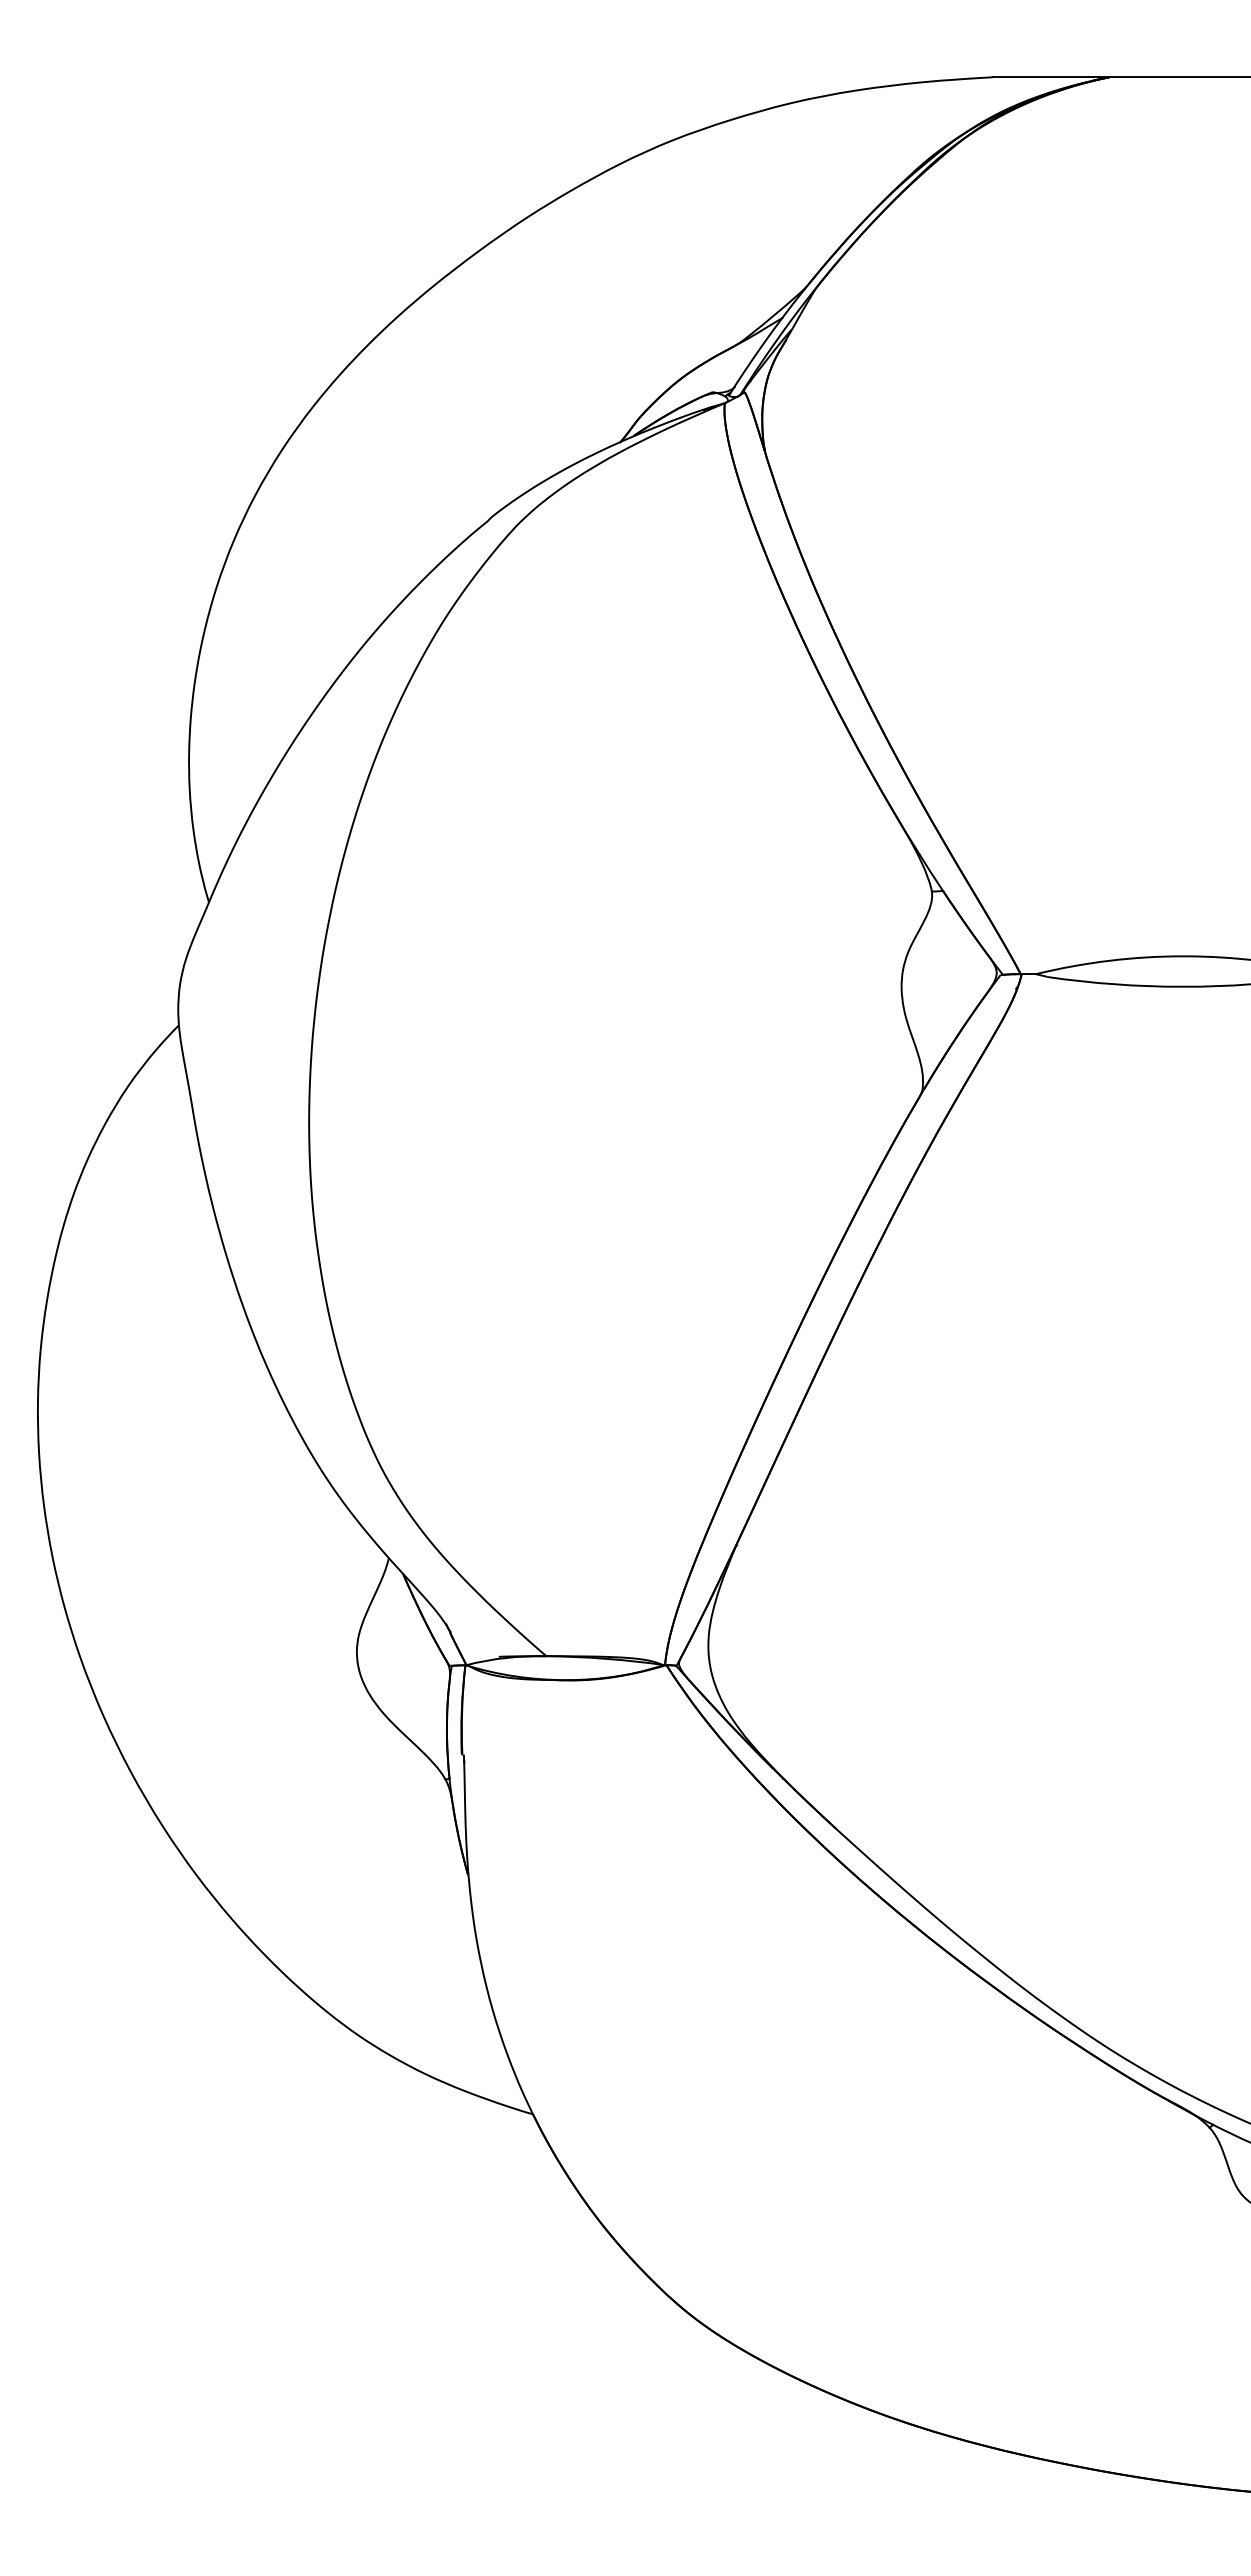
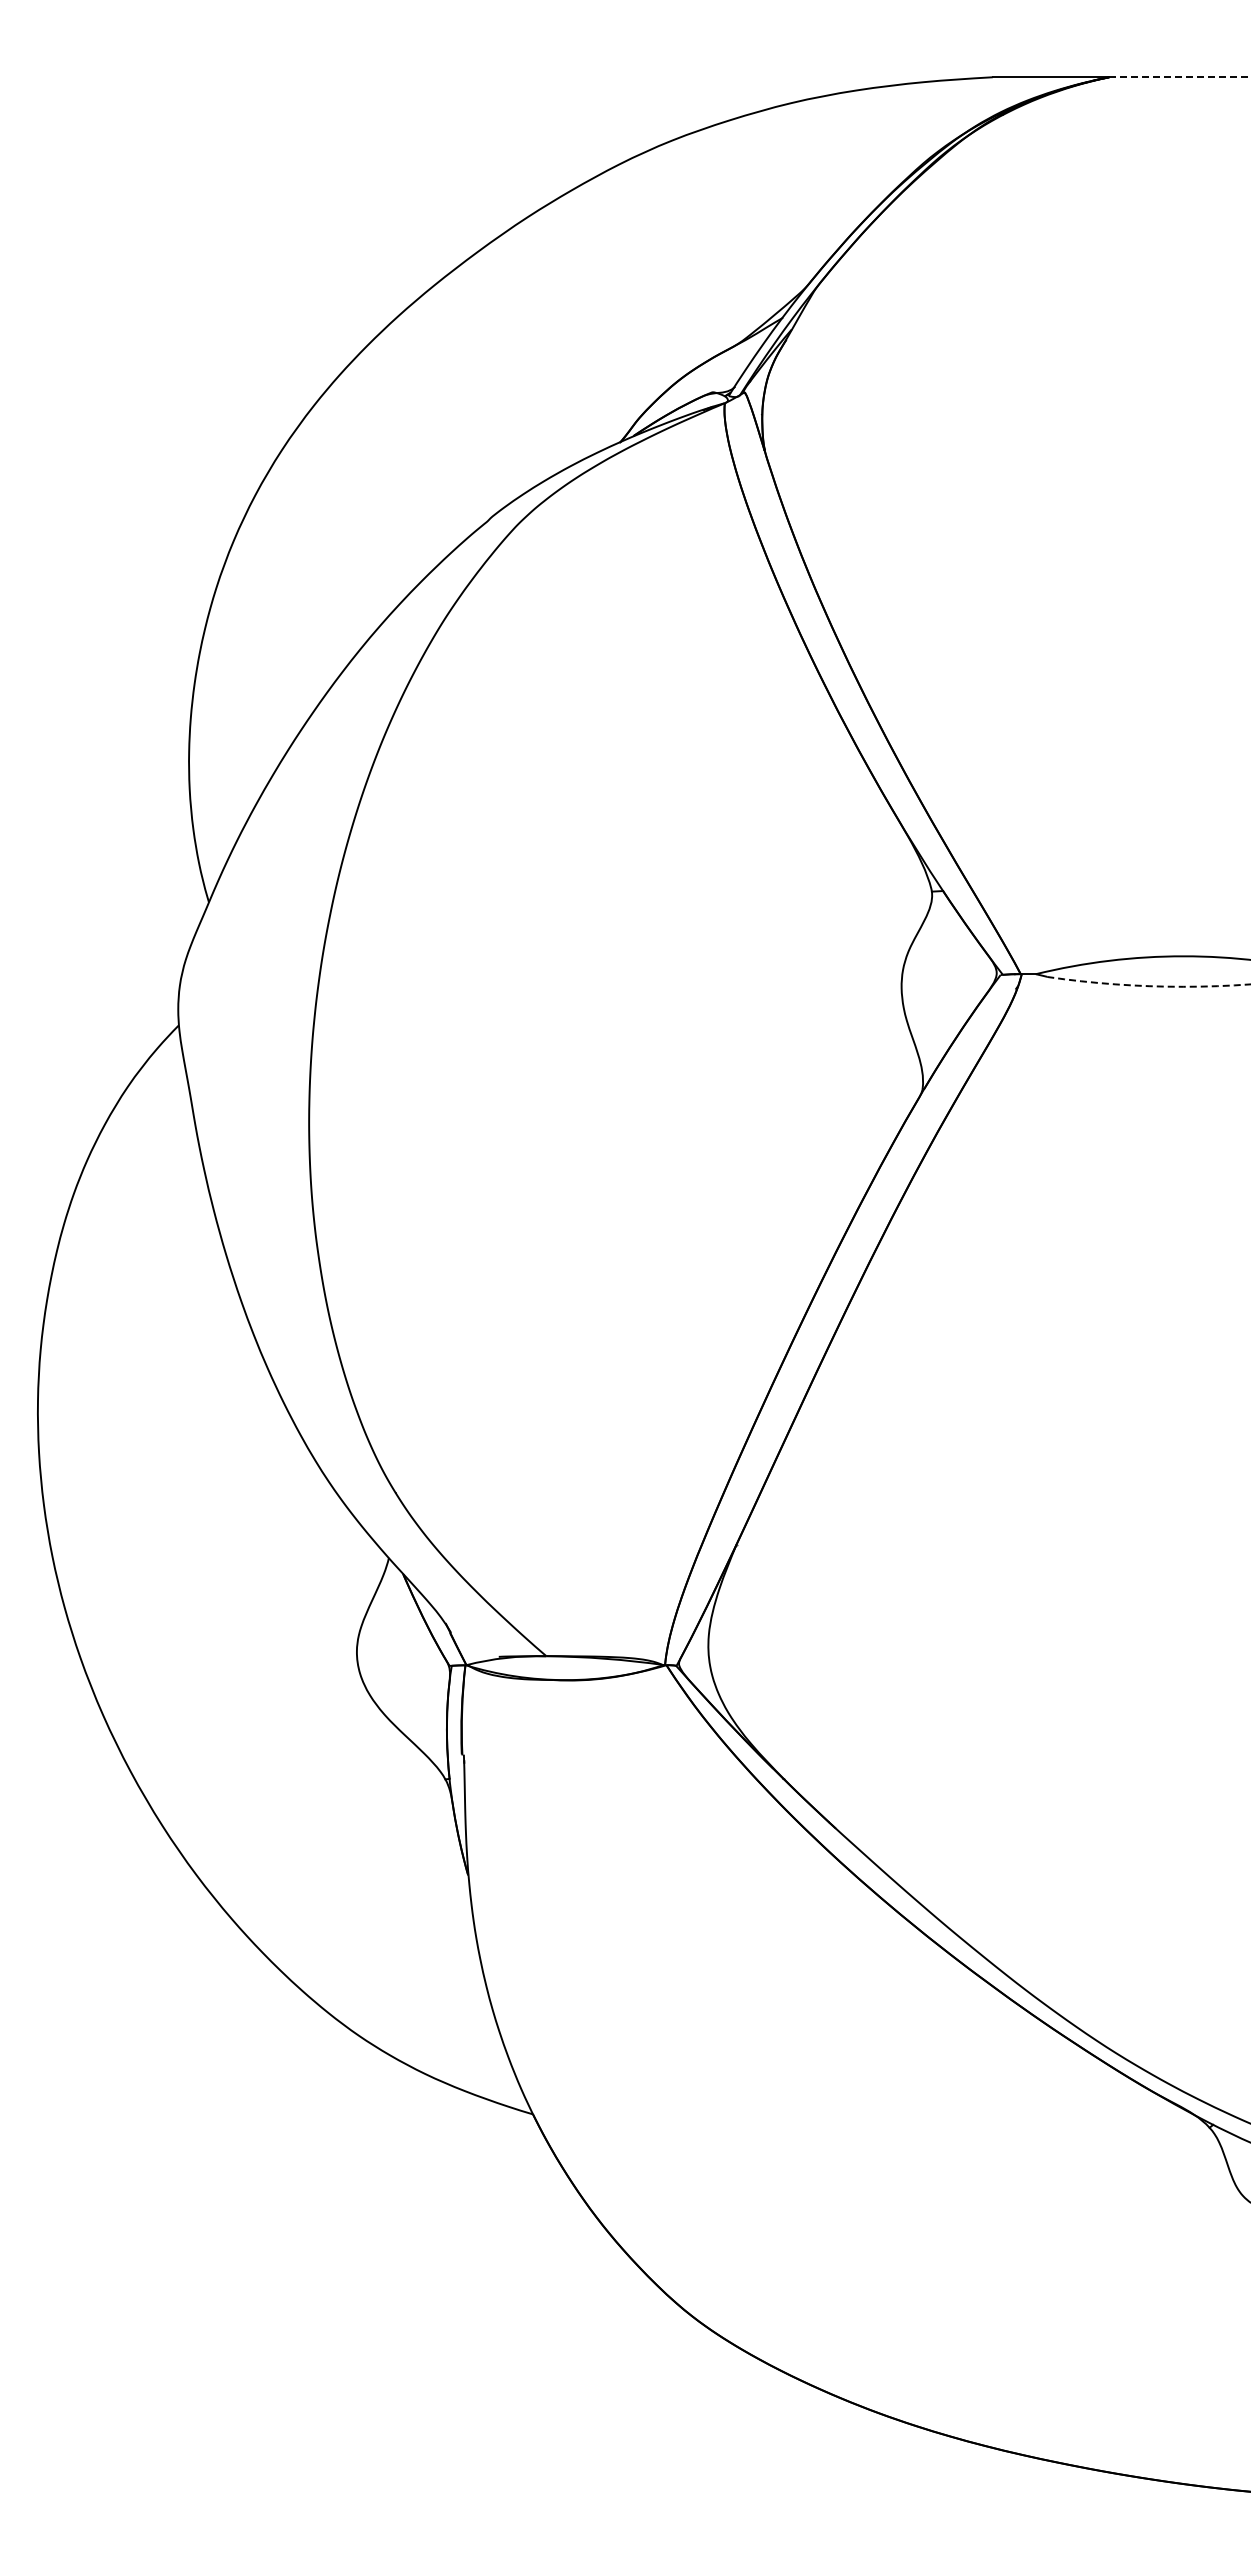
line: solid -> dashed (1180, 77)
arc: solid -> dashed (1149, 986)
